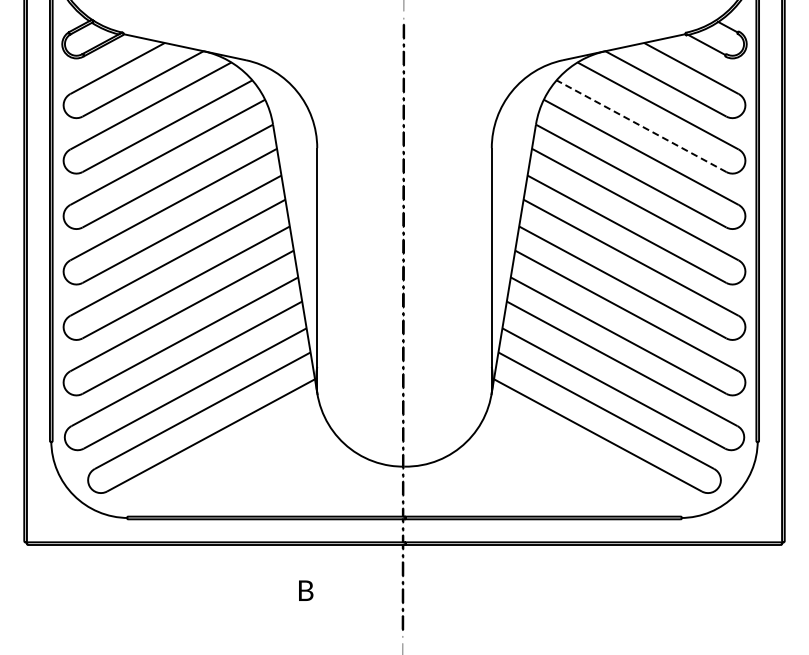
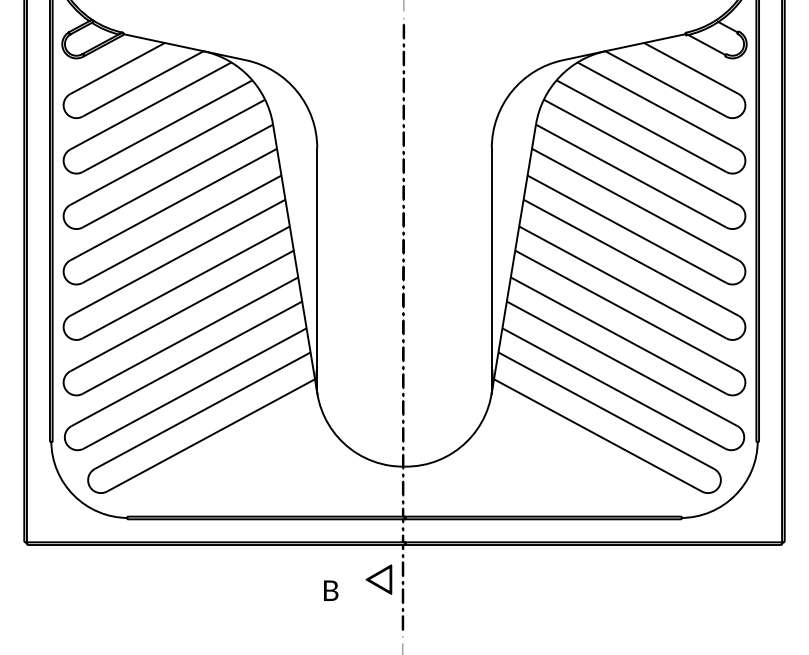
line: dashed -> solid (641, 126)
part: none -> present (378, 579)
text position: (306, 590) -> (331, 590) (331, 590)
